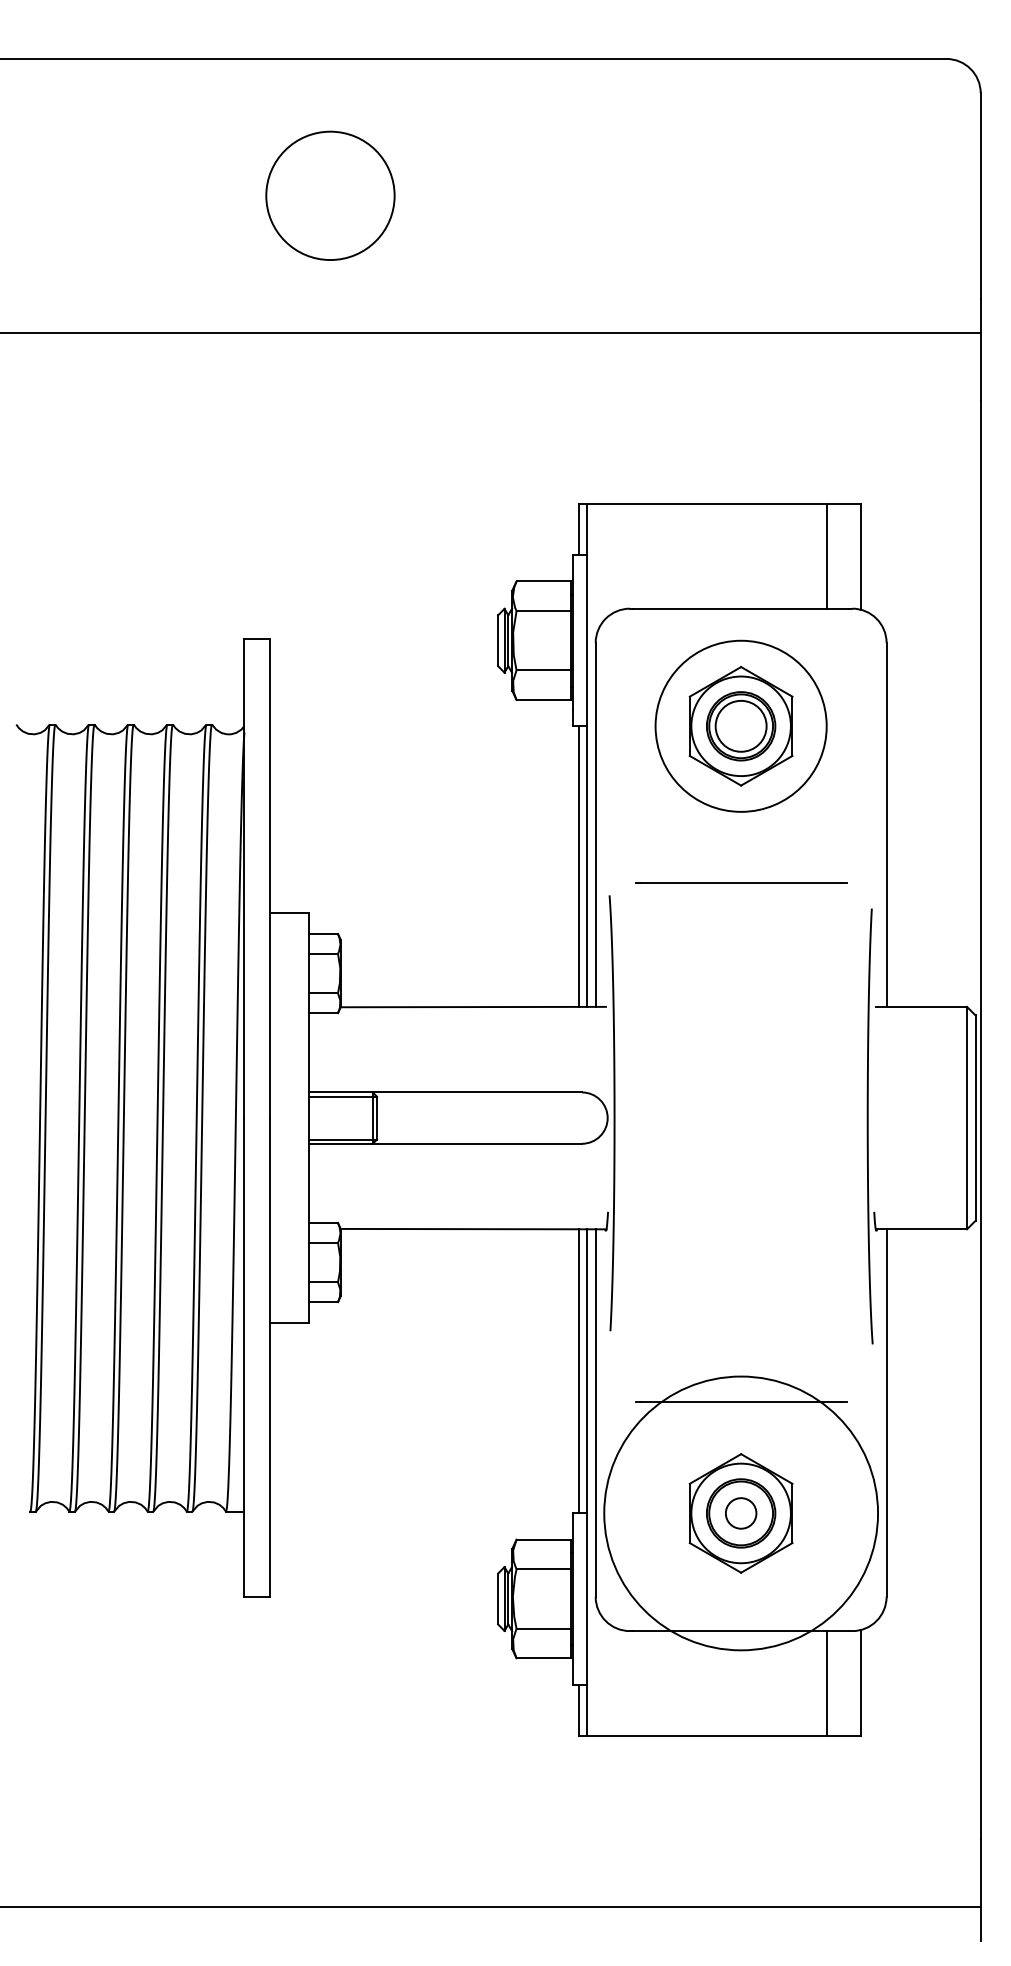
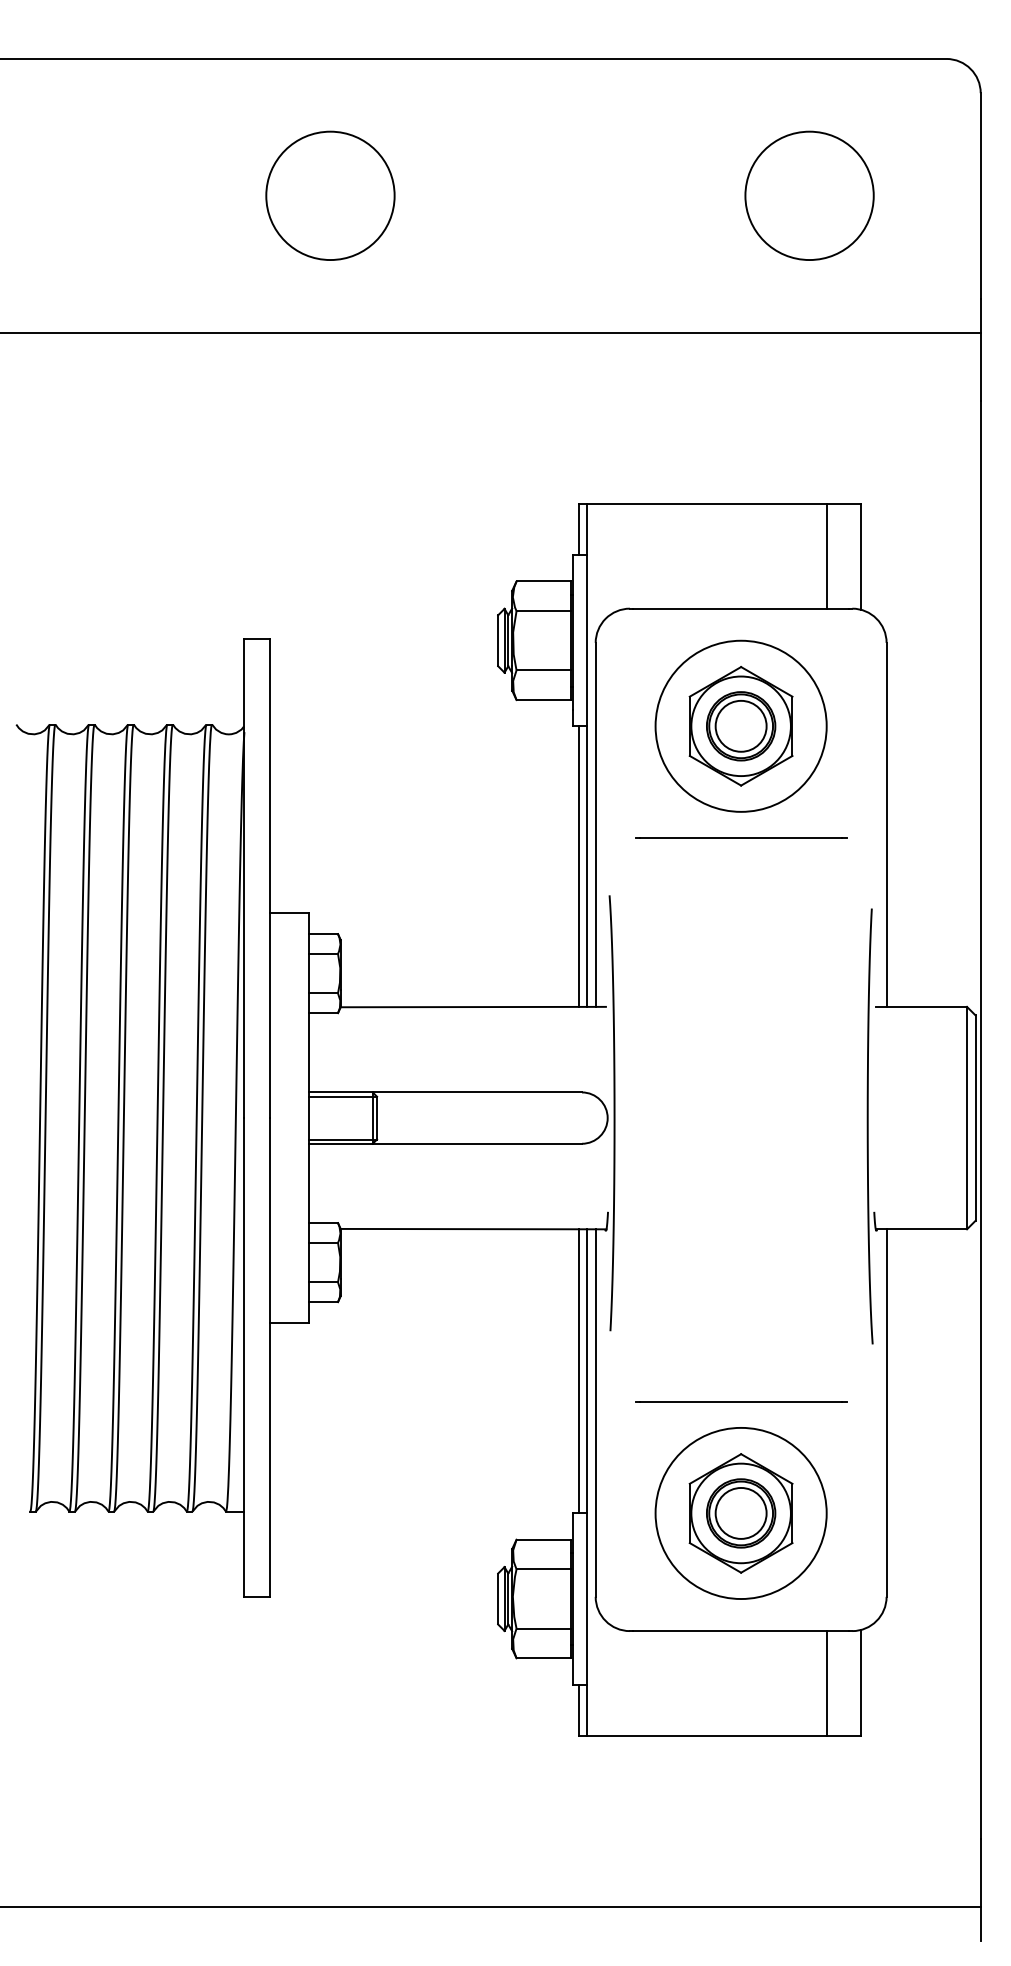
circle: none -> present (809, 195)
line position: (741, 882) -> (741, 837) (741, 837)
circle diameter: 31 px -> 51 px (740, 1512)
circle diameter: 274 px -> 171 px (740, 1513)
